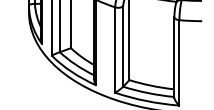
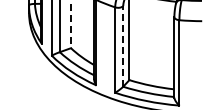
line: solid -> dashed (71, 24)
line: solid -> dashed (123, 45)
